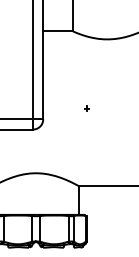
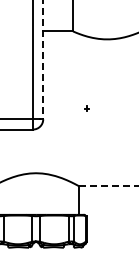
line: solid -> dashed (43, 60)
line: solid -> dashed (109, 186)
